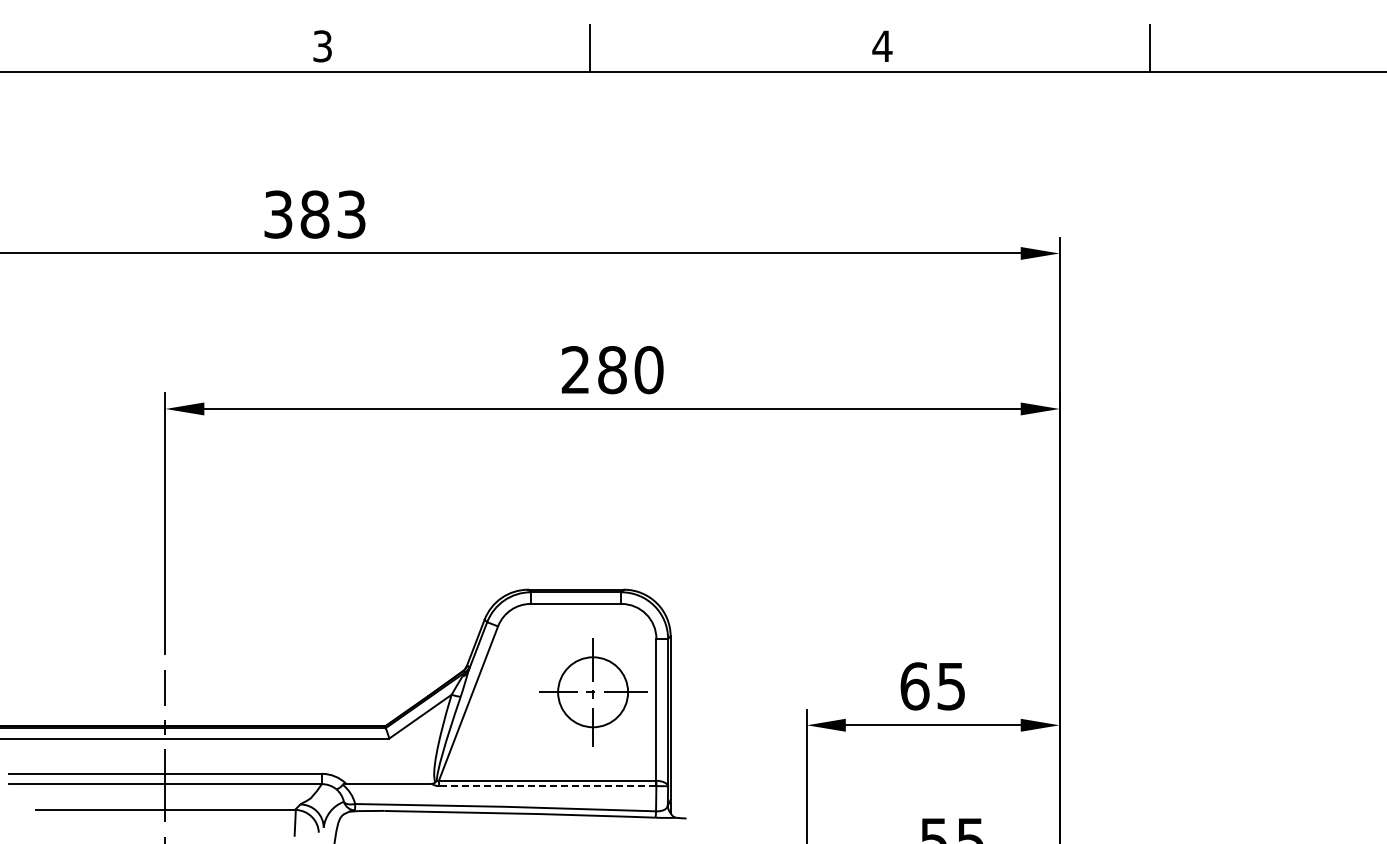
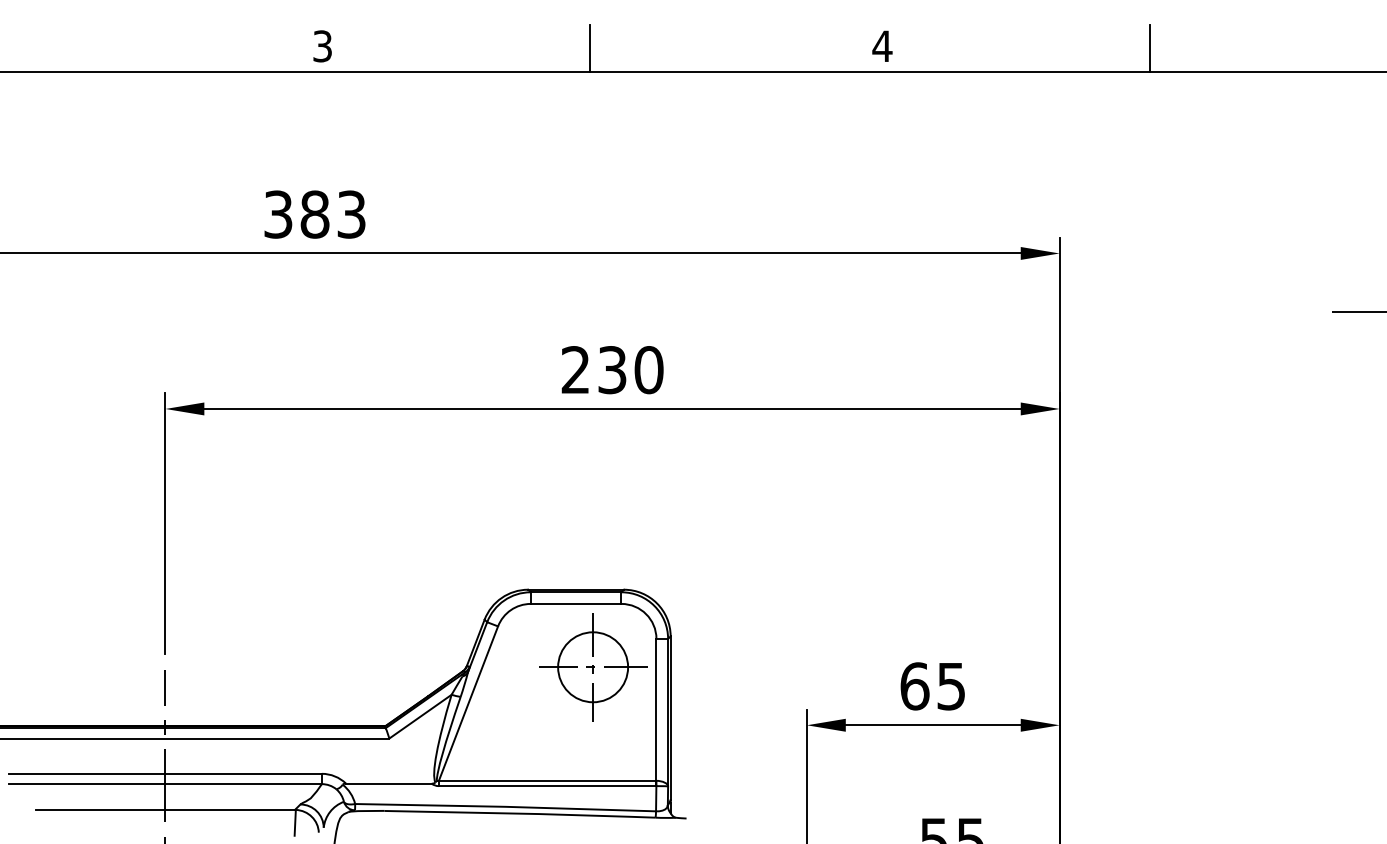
line: none -> present (1357, 311)
text: 280 -> 230 (612, 370)
part position: (593, 692) -> (593, 667) (593, 667)
line: dashed -> solid (547, 786)
